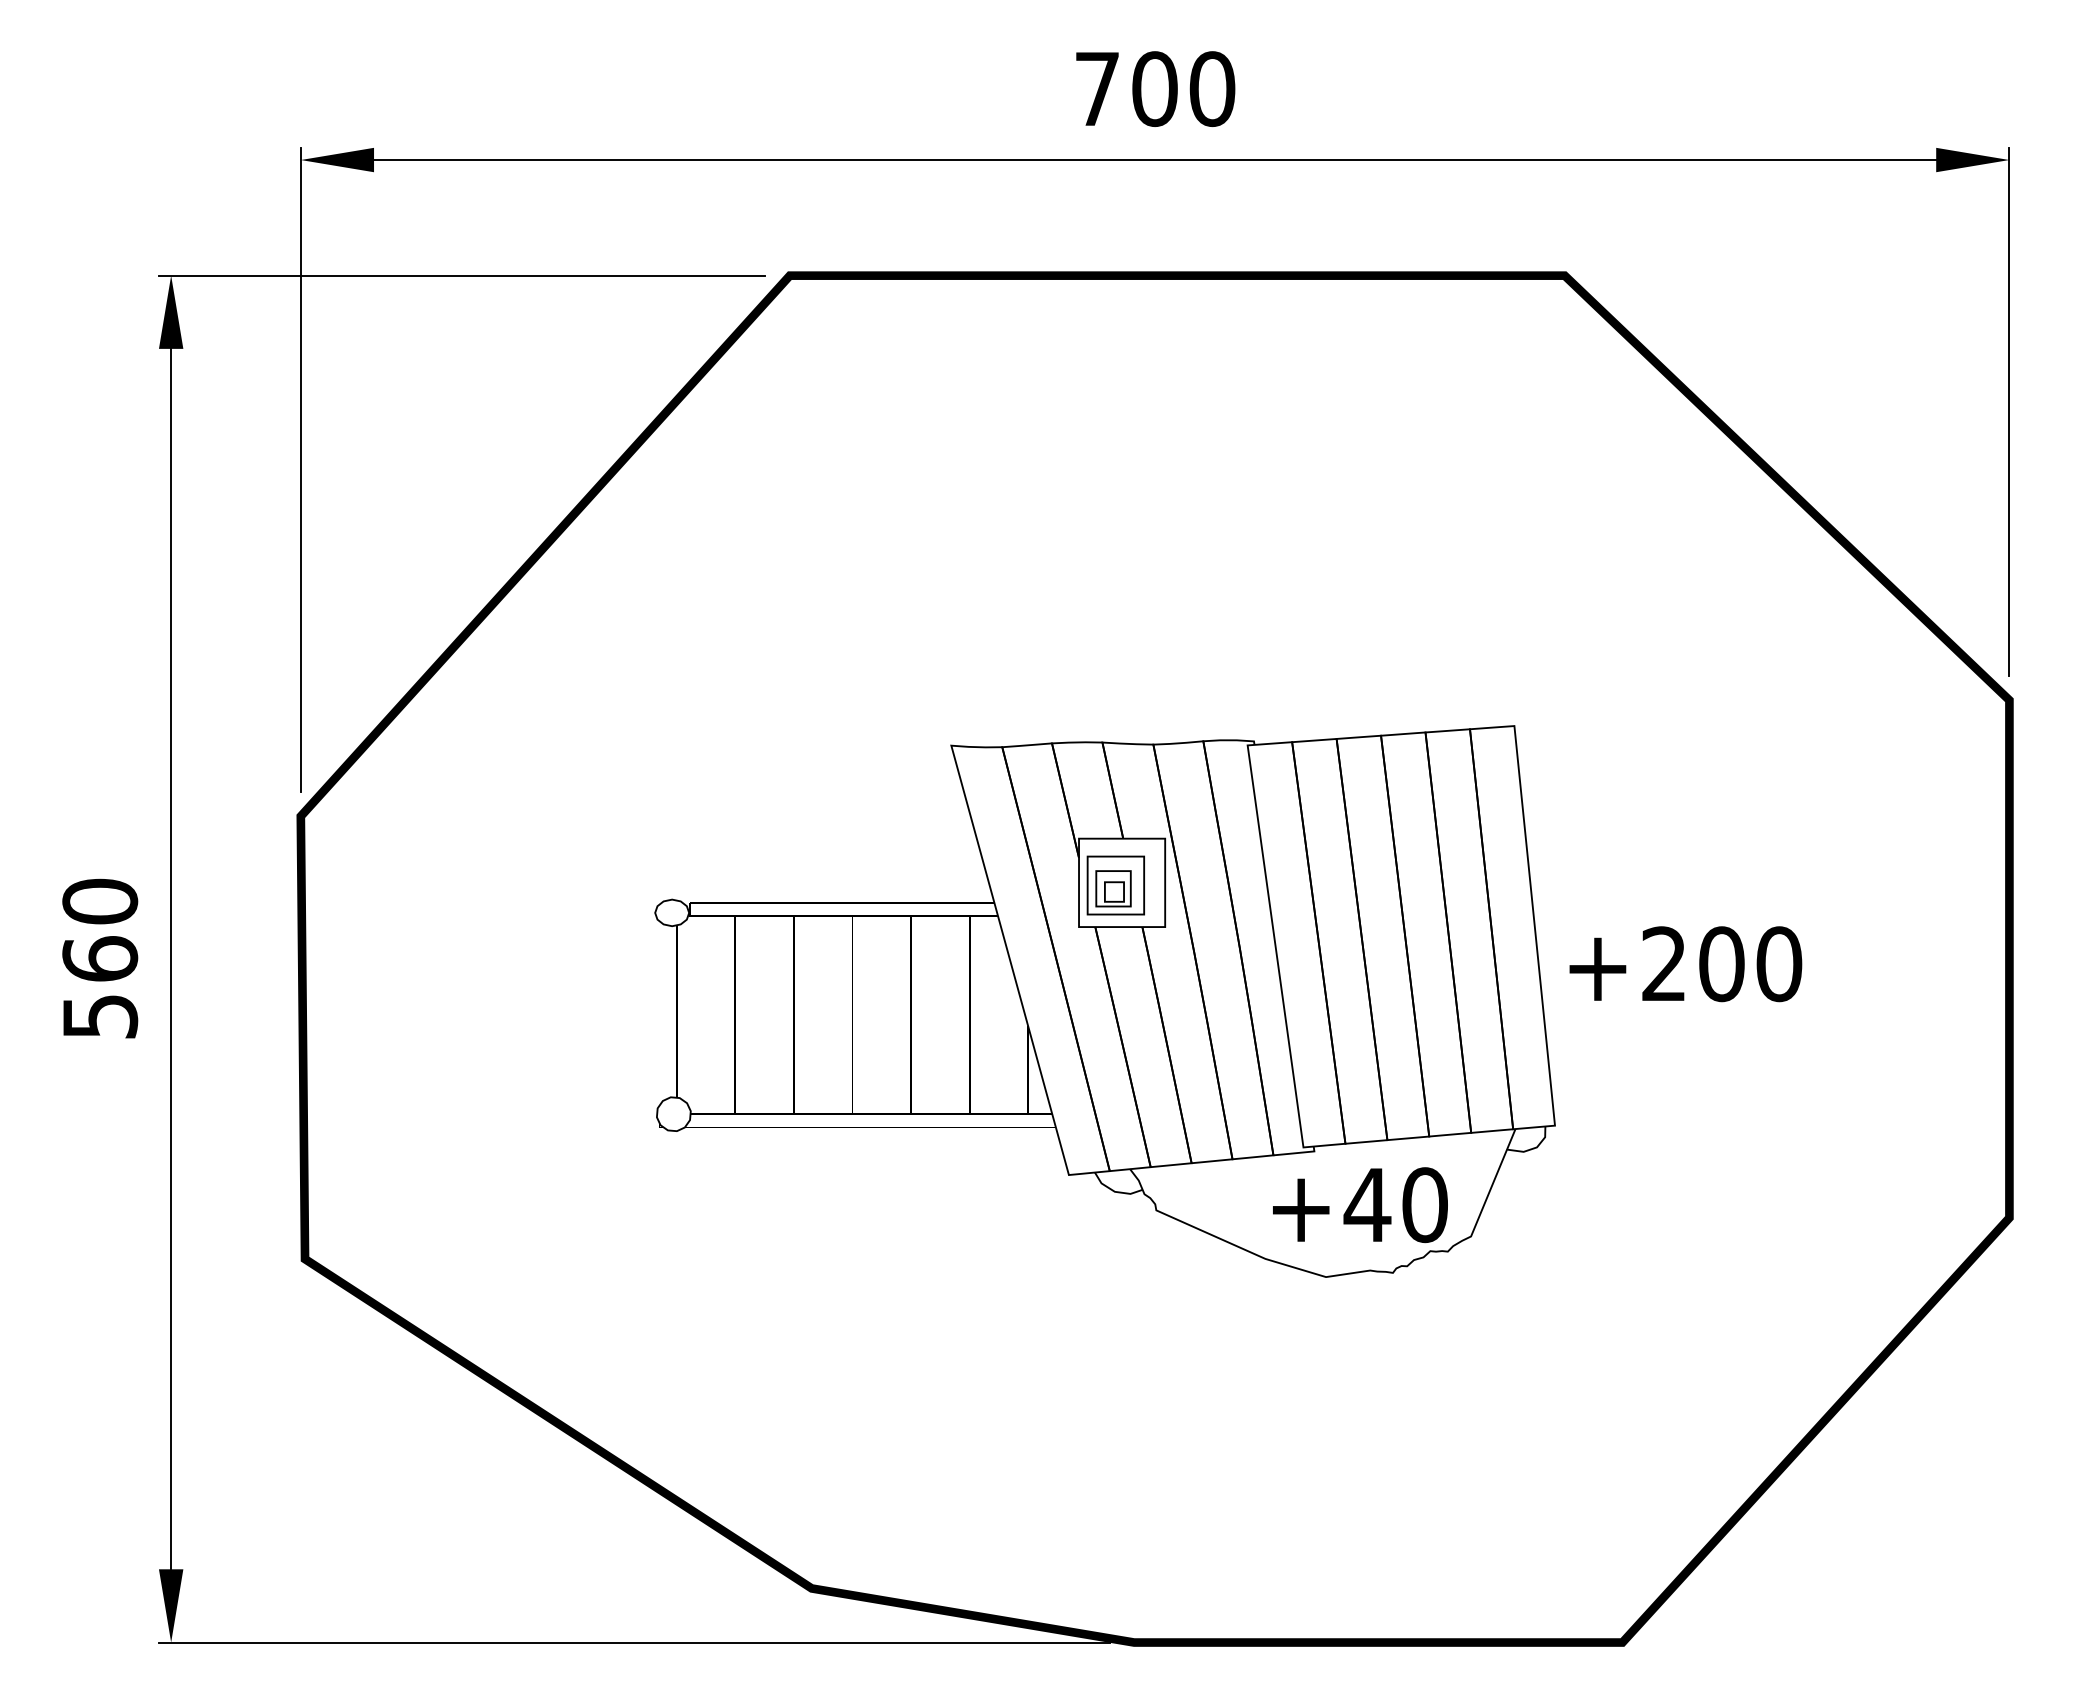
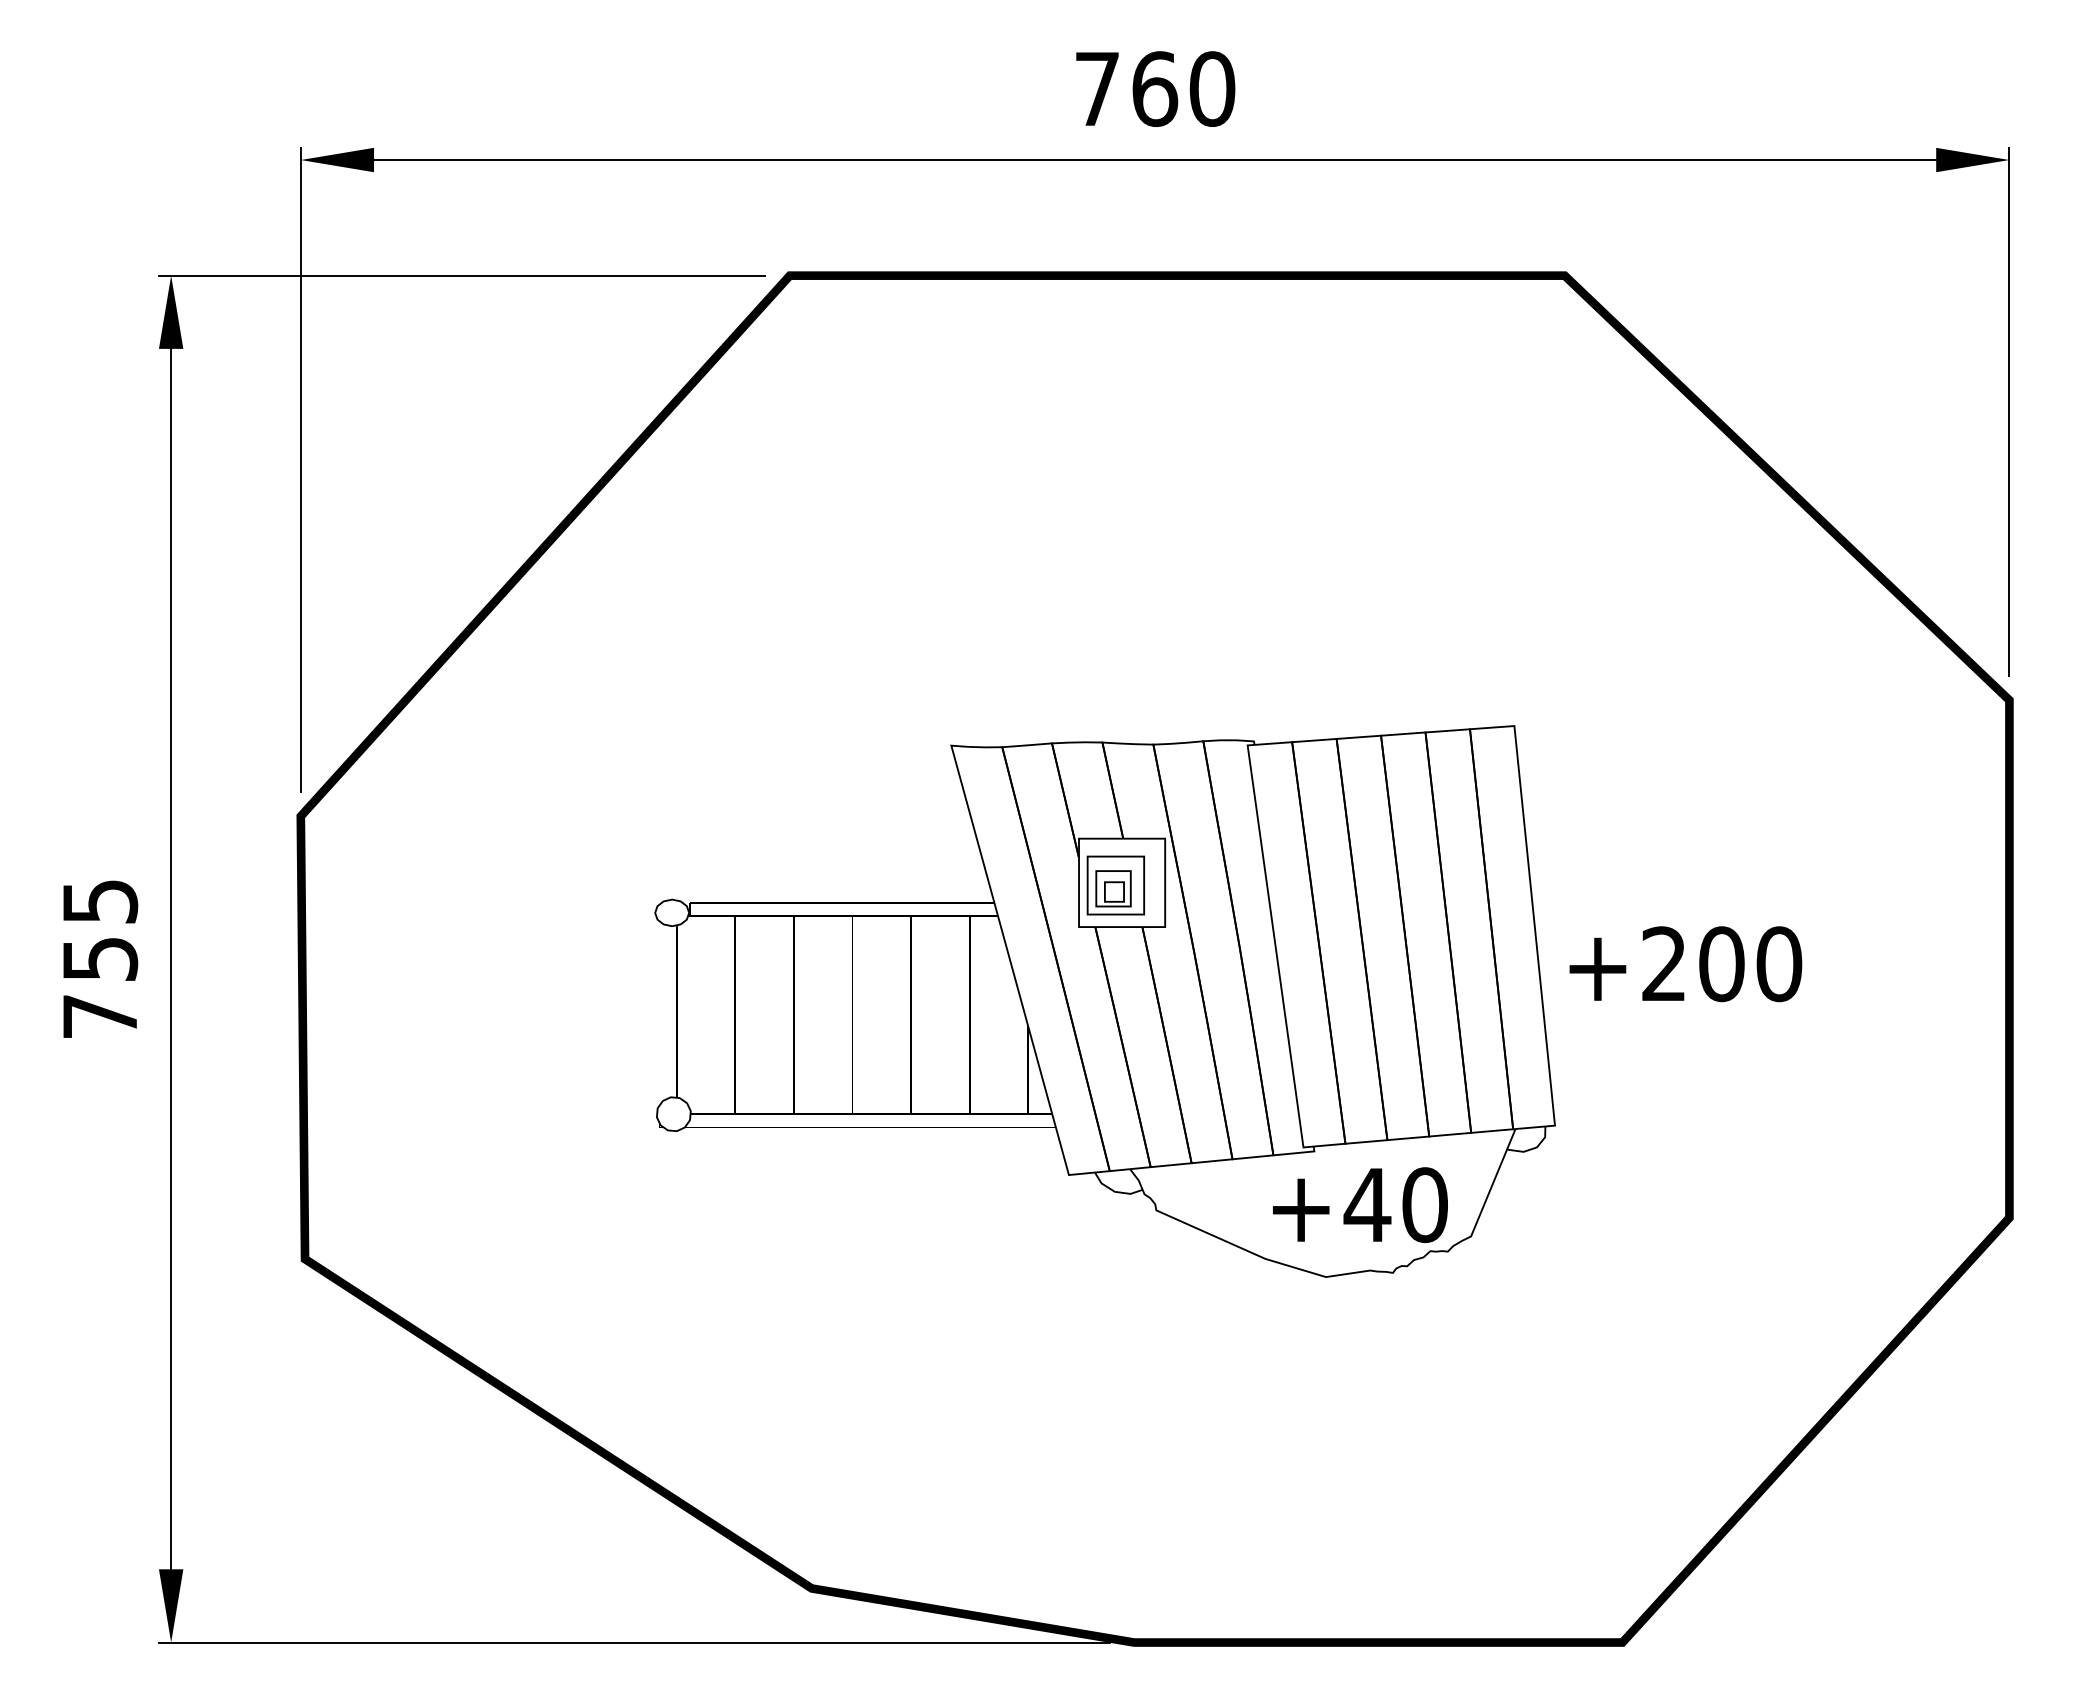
text: 700 -> 760 (1155, 88)
text: 560 -> 755 (100, 958)
